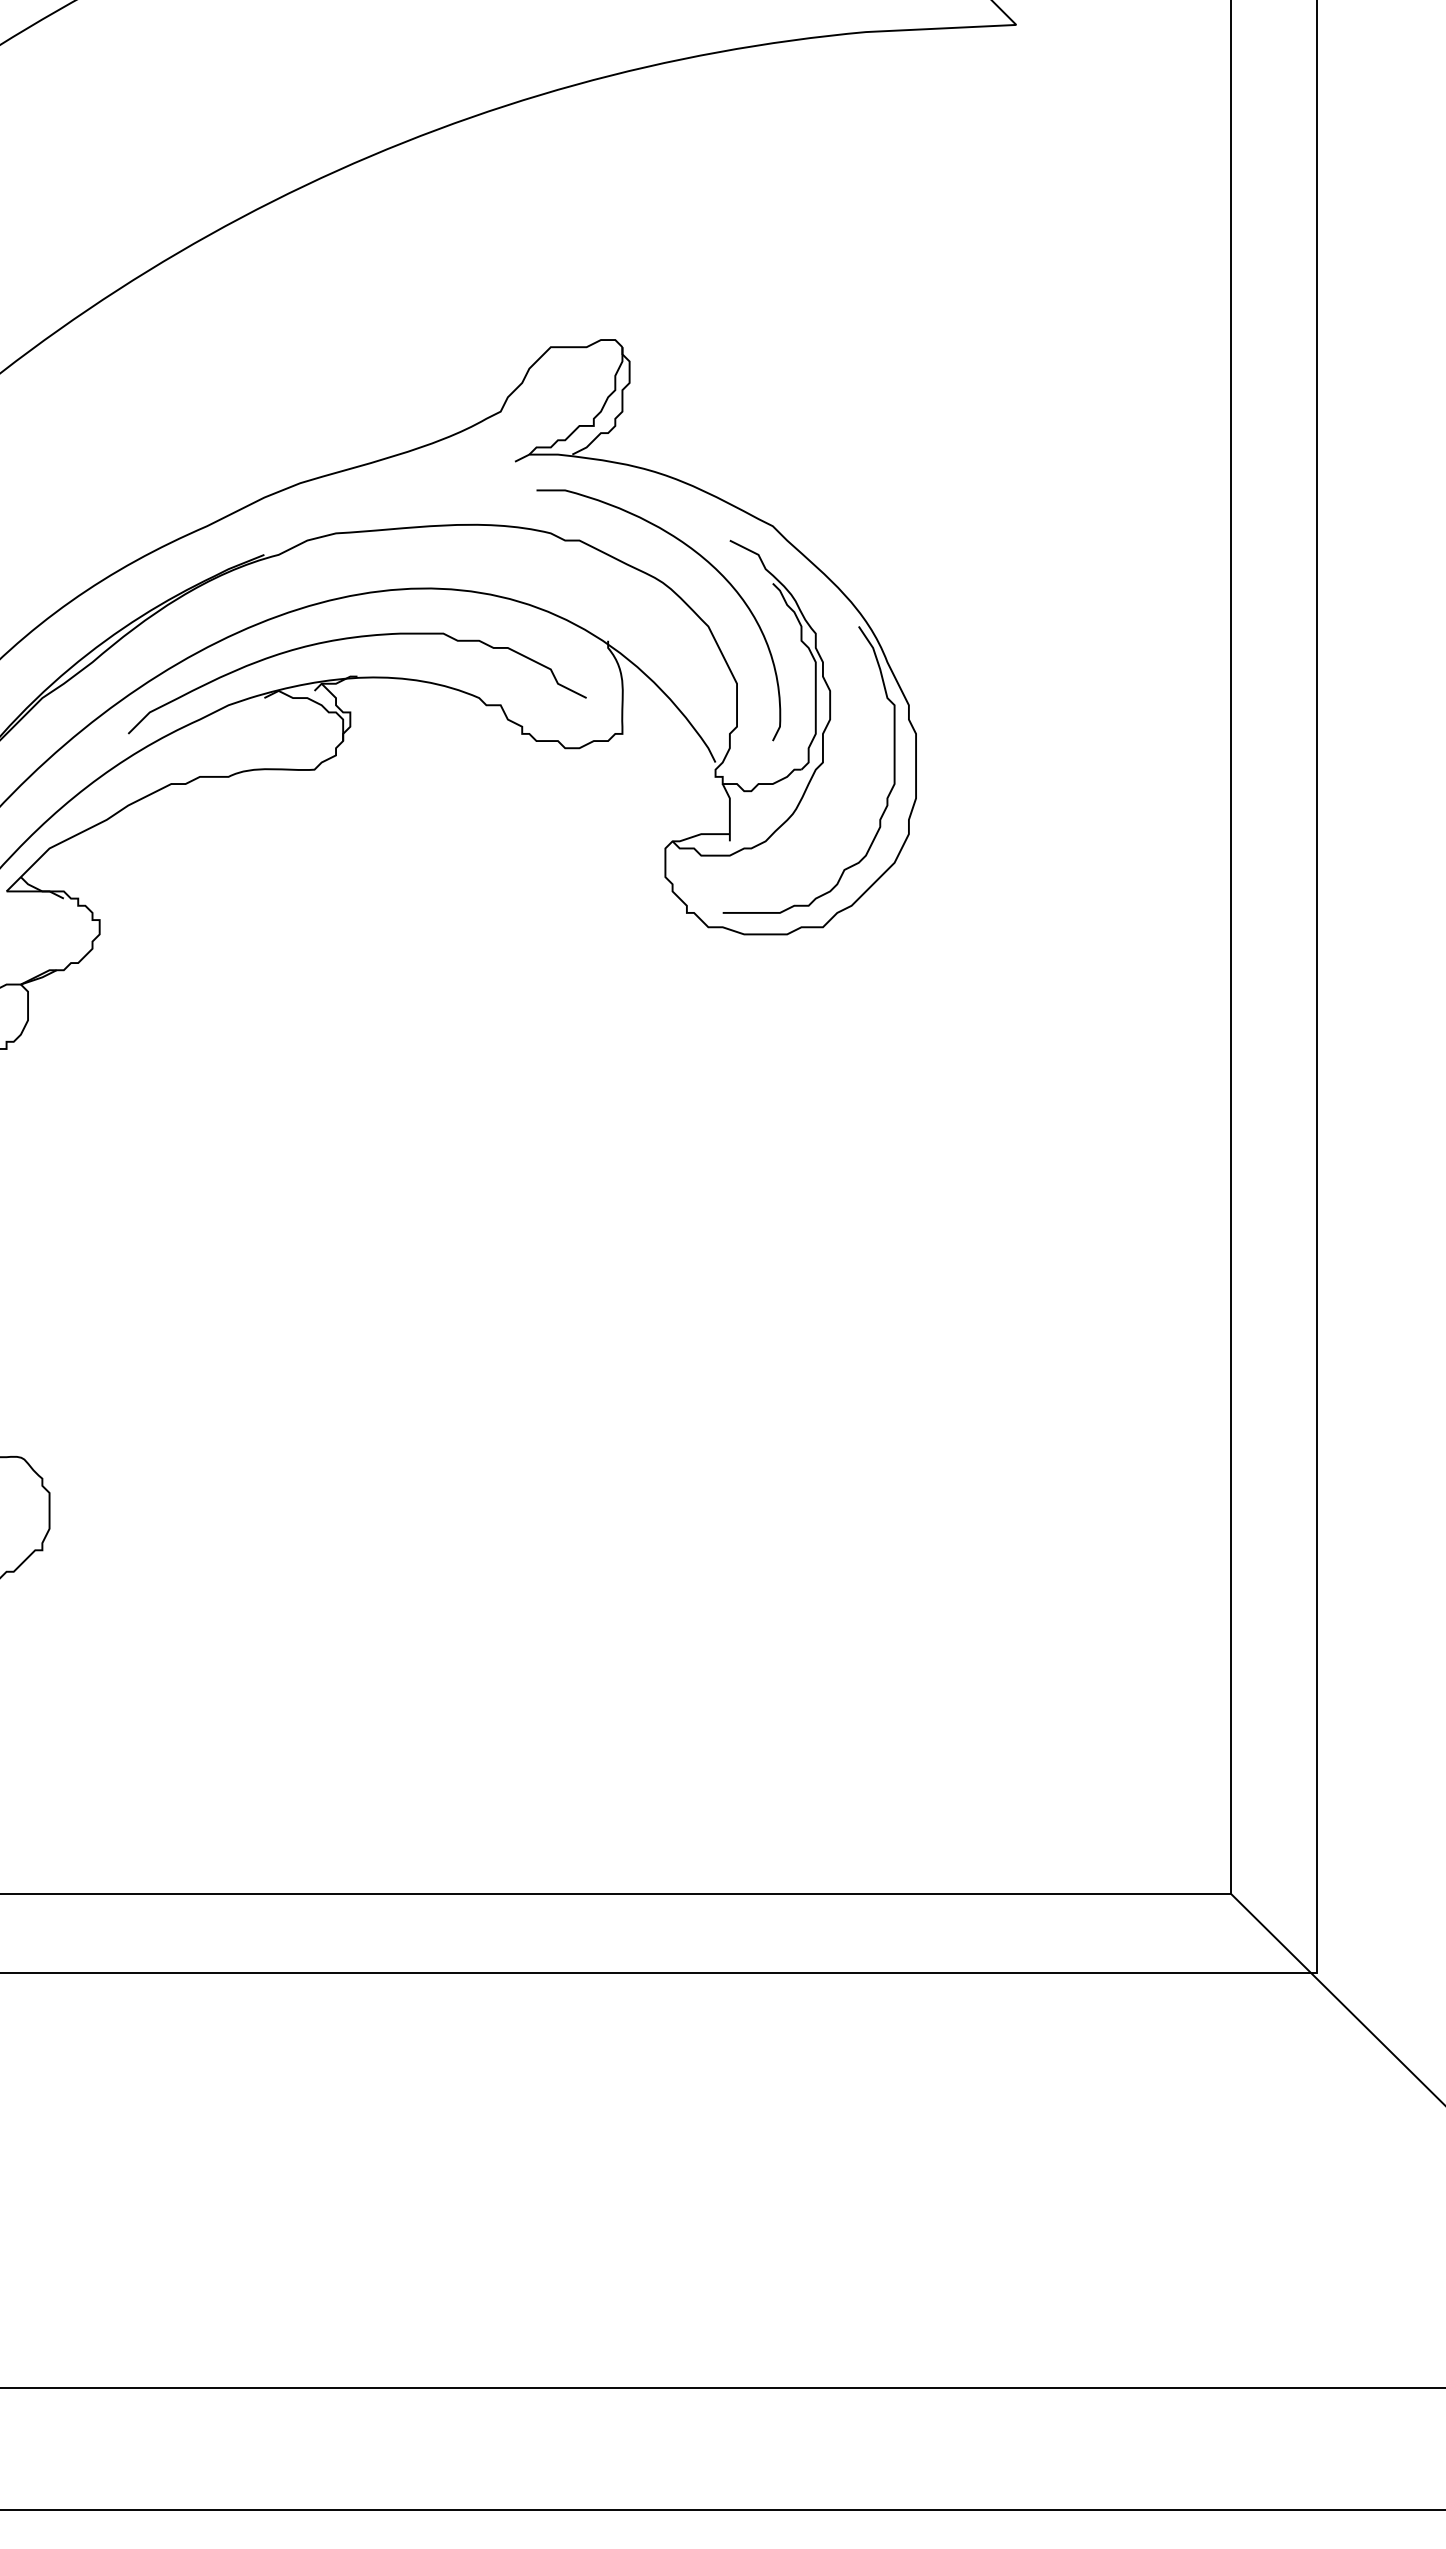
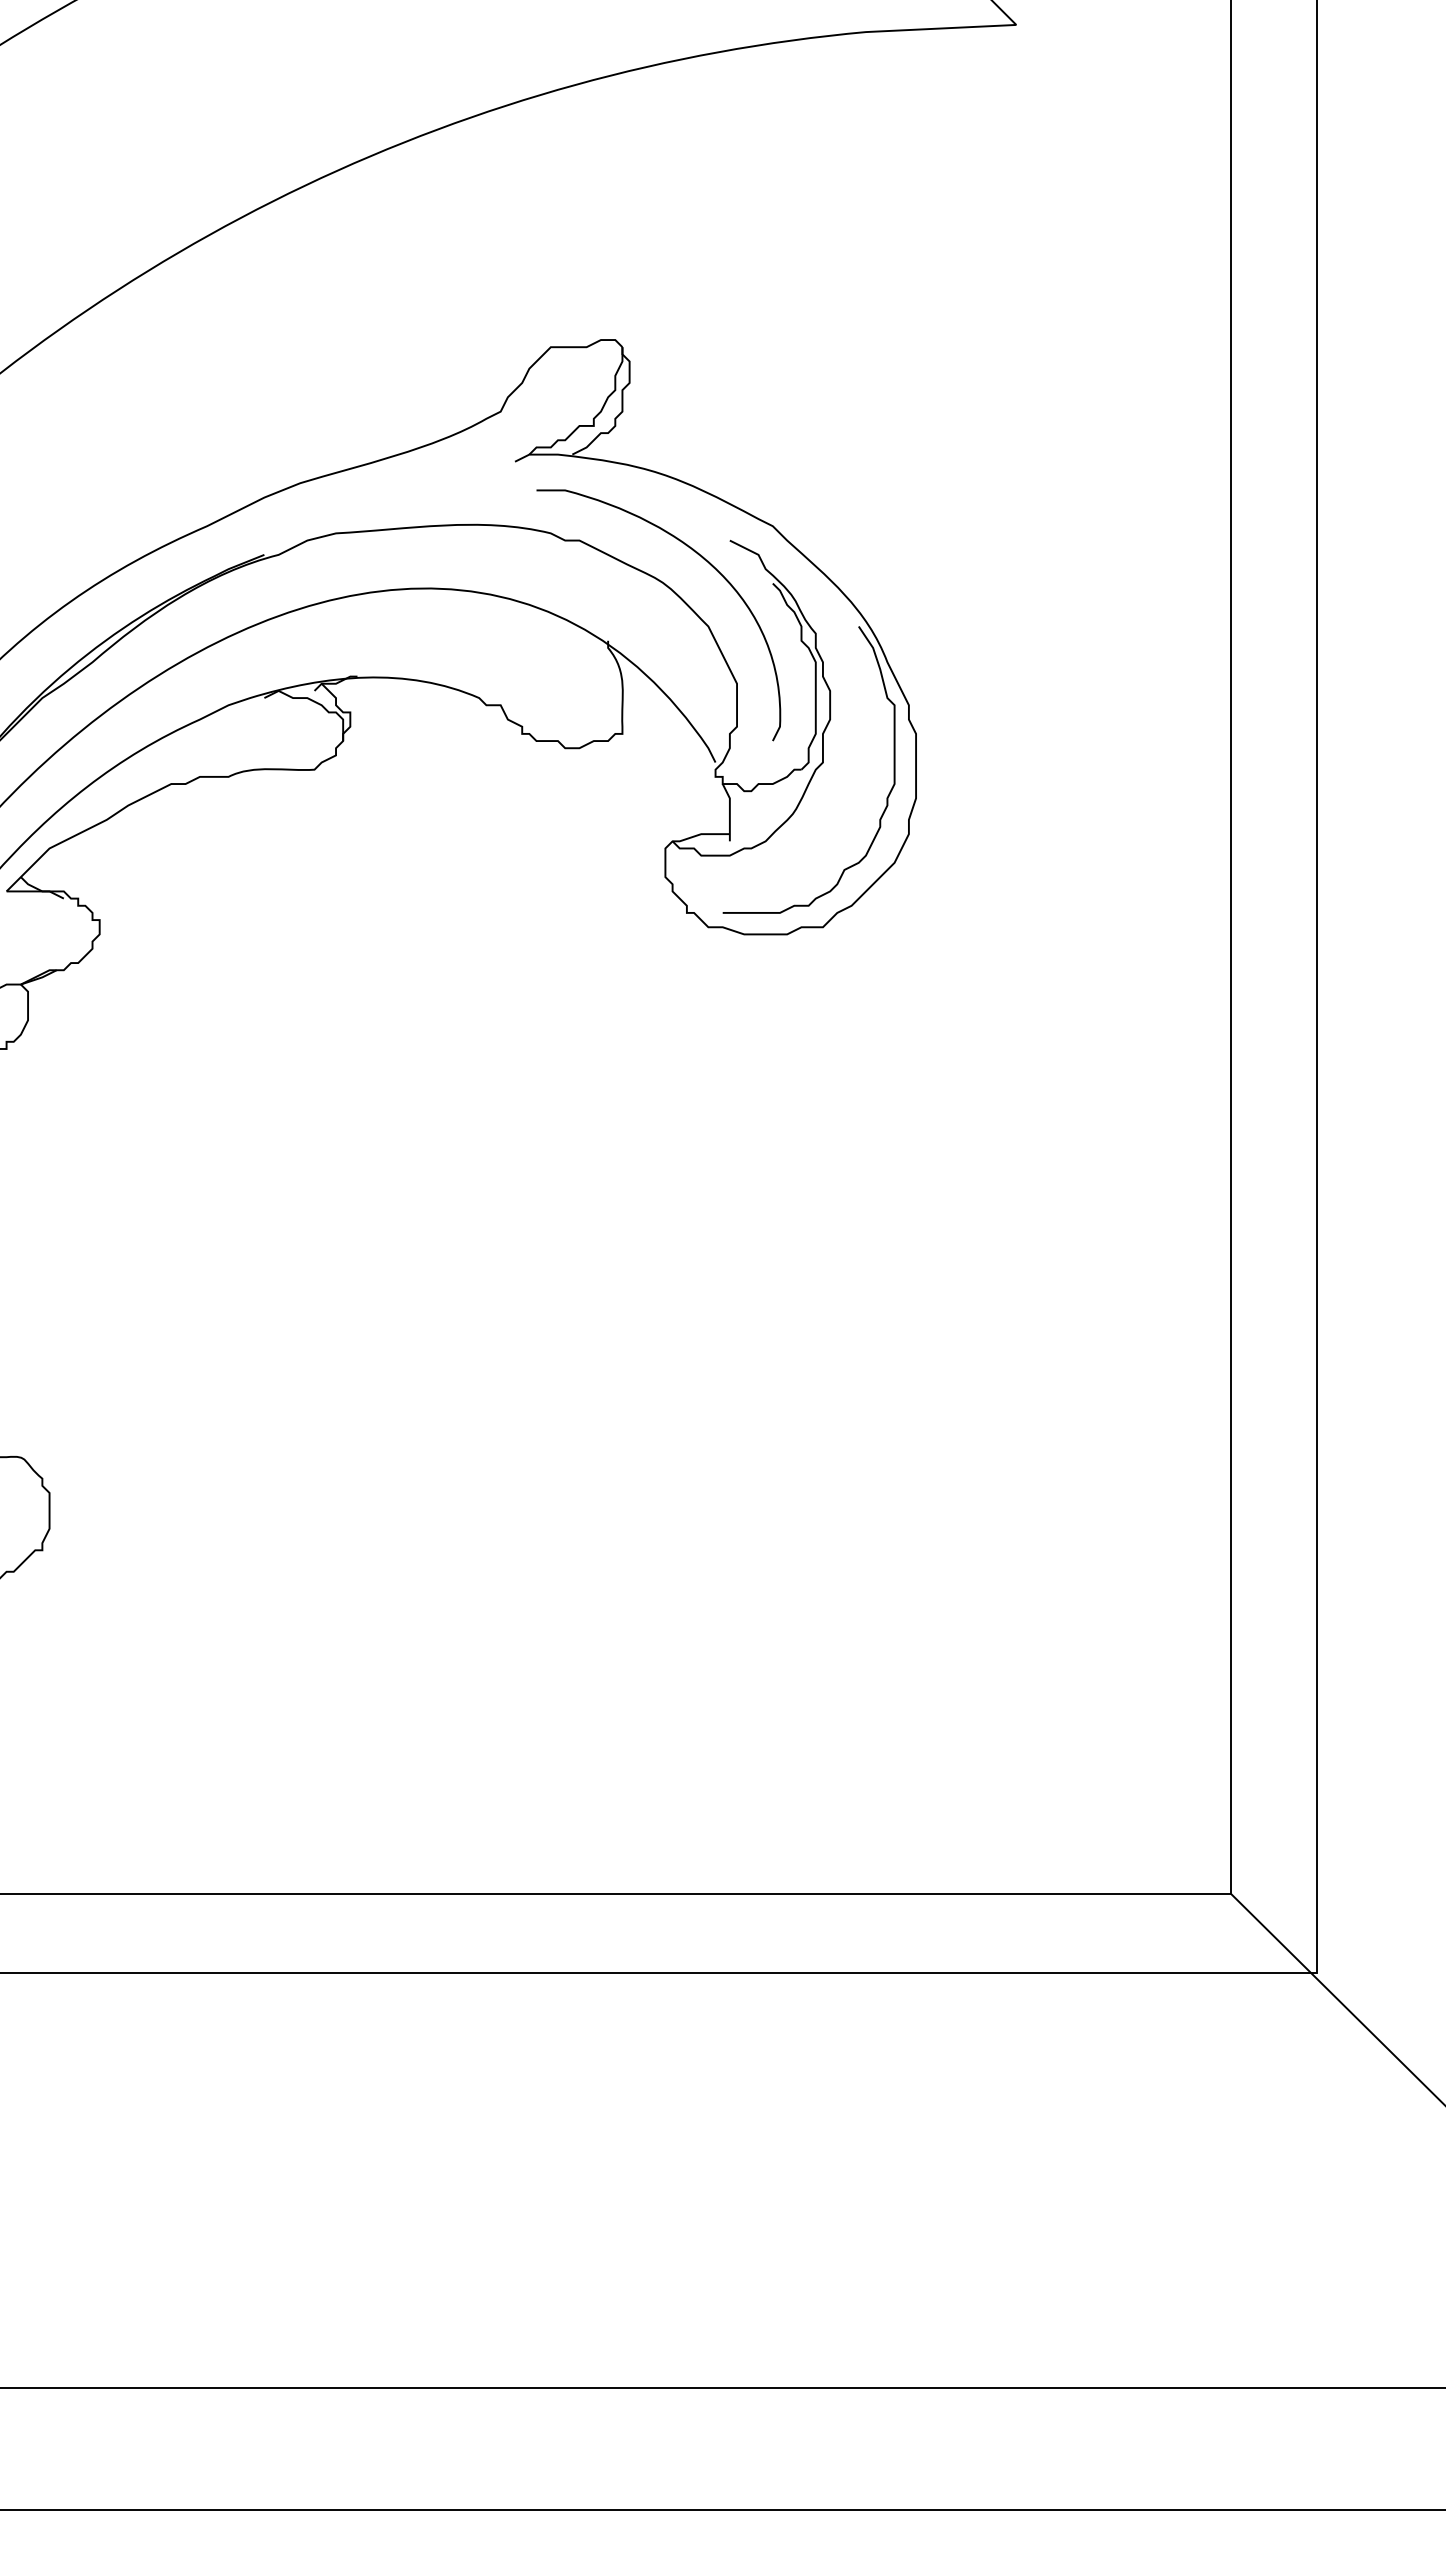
curve: present -> none (348, 639)
